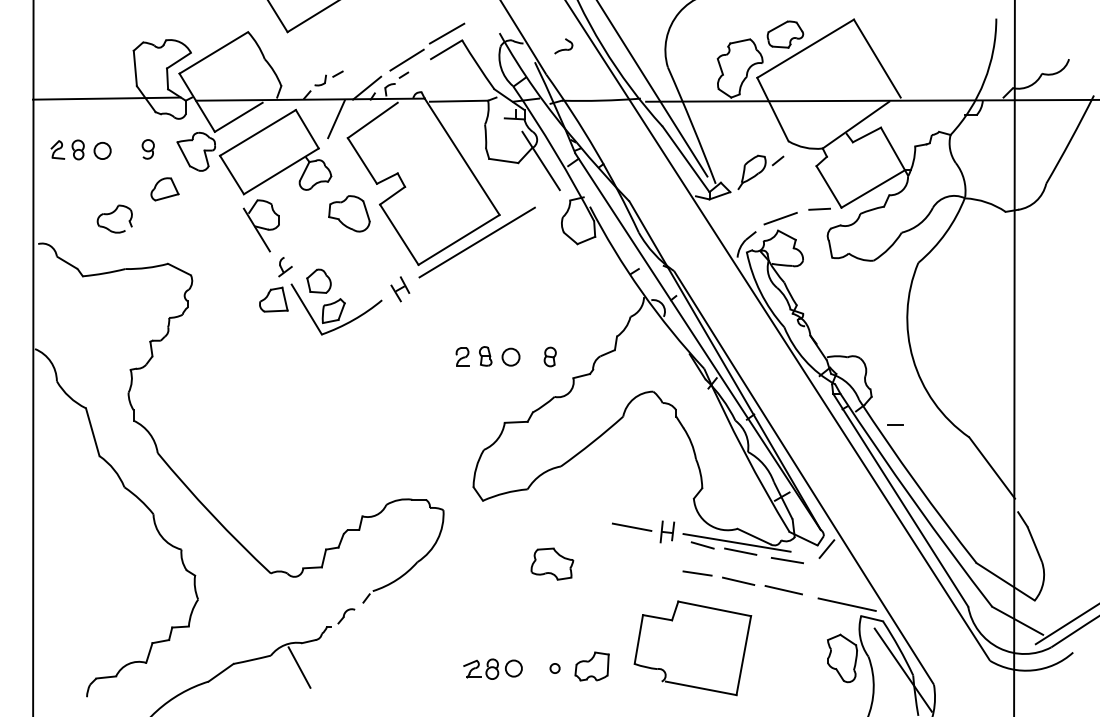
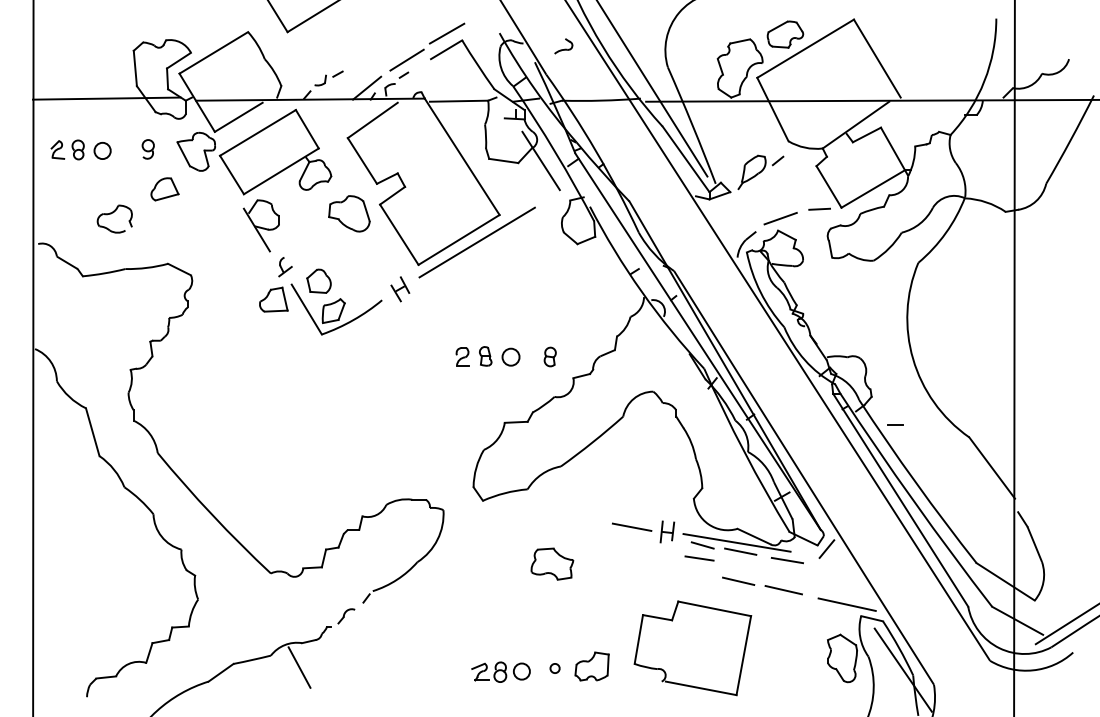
line: present -> none (336, 119)
line position: (697, 573) -> (699, 558) (699, 558)
part position: (492, 668) -> (500, 671) (500, 671)
